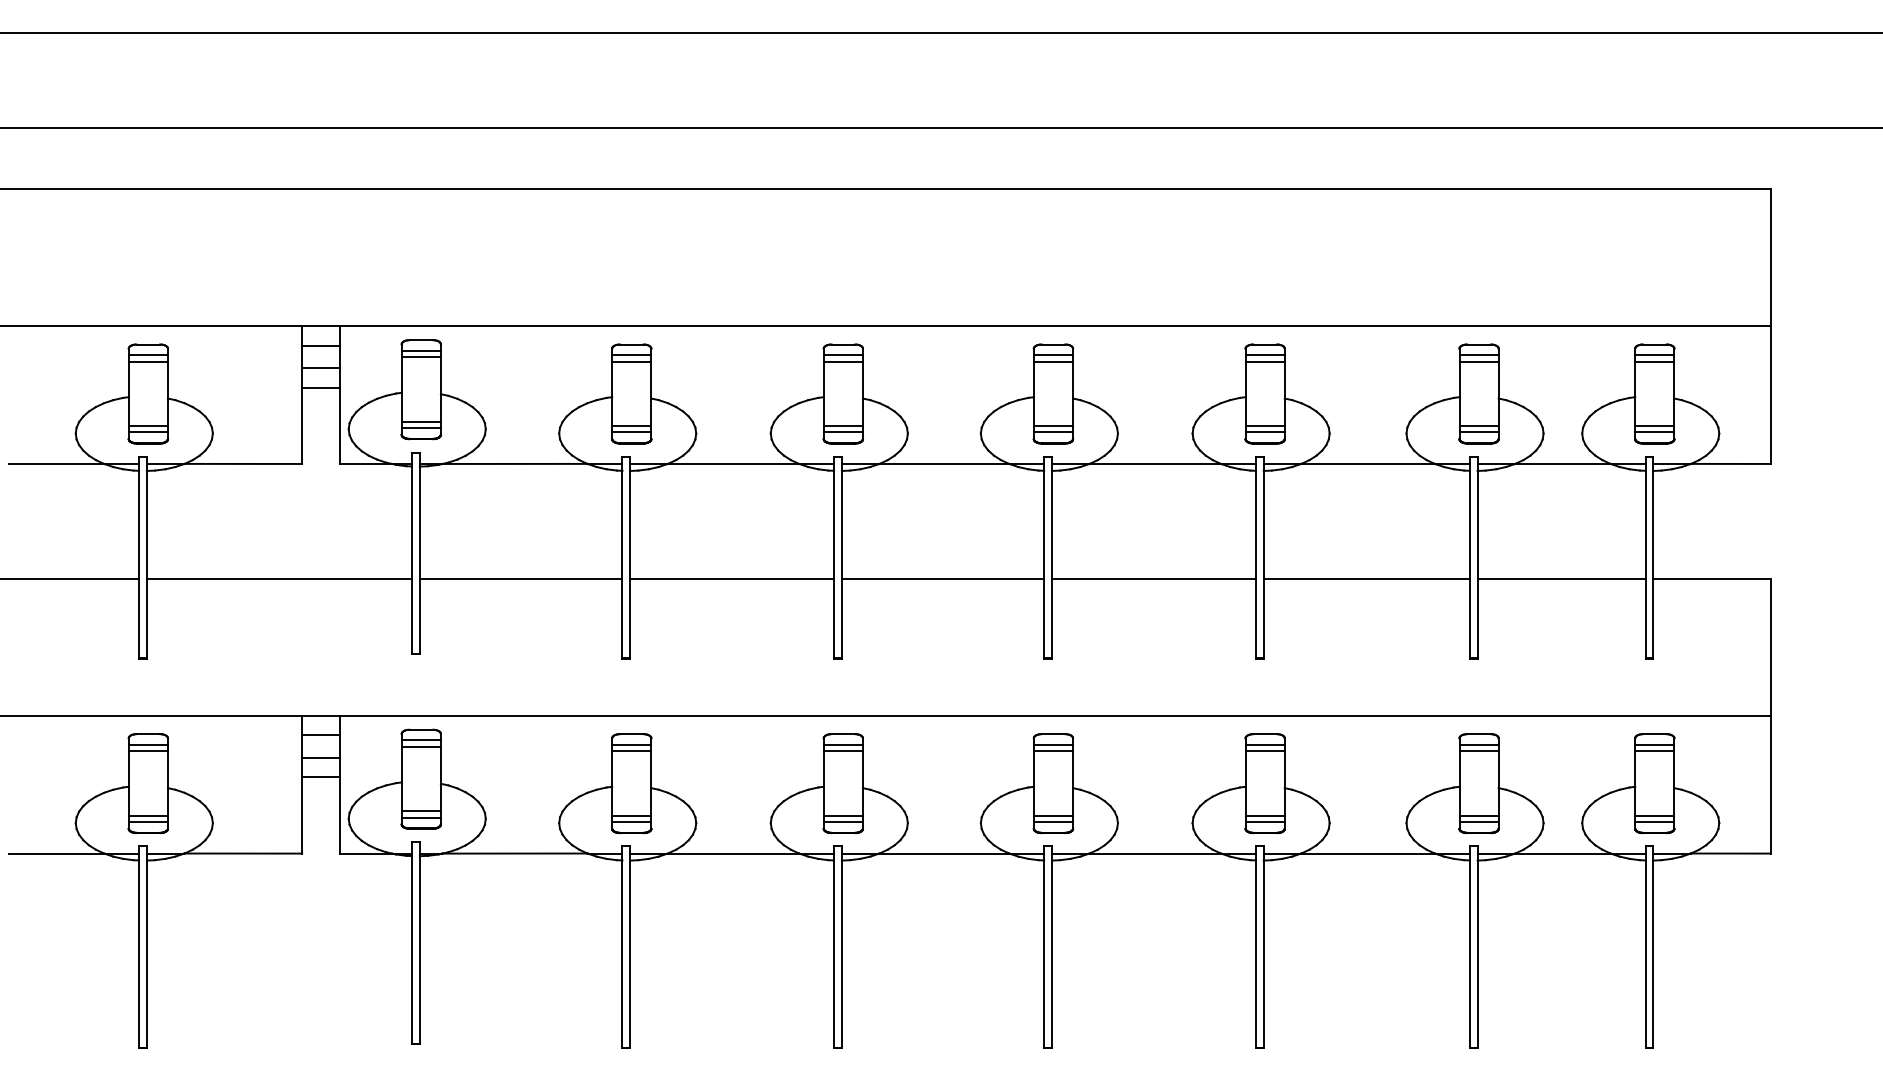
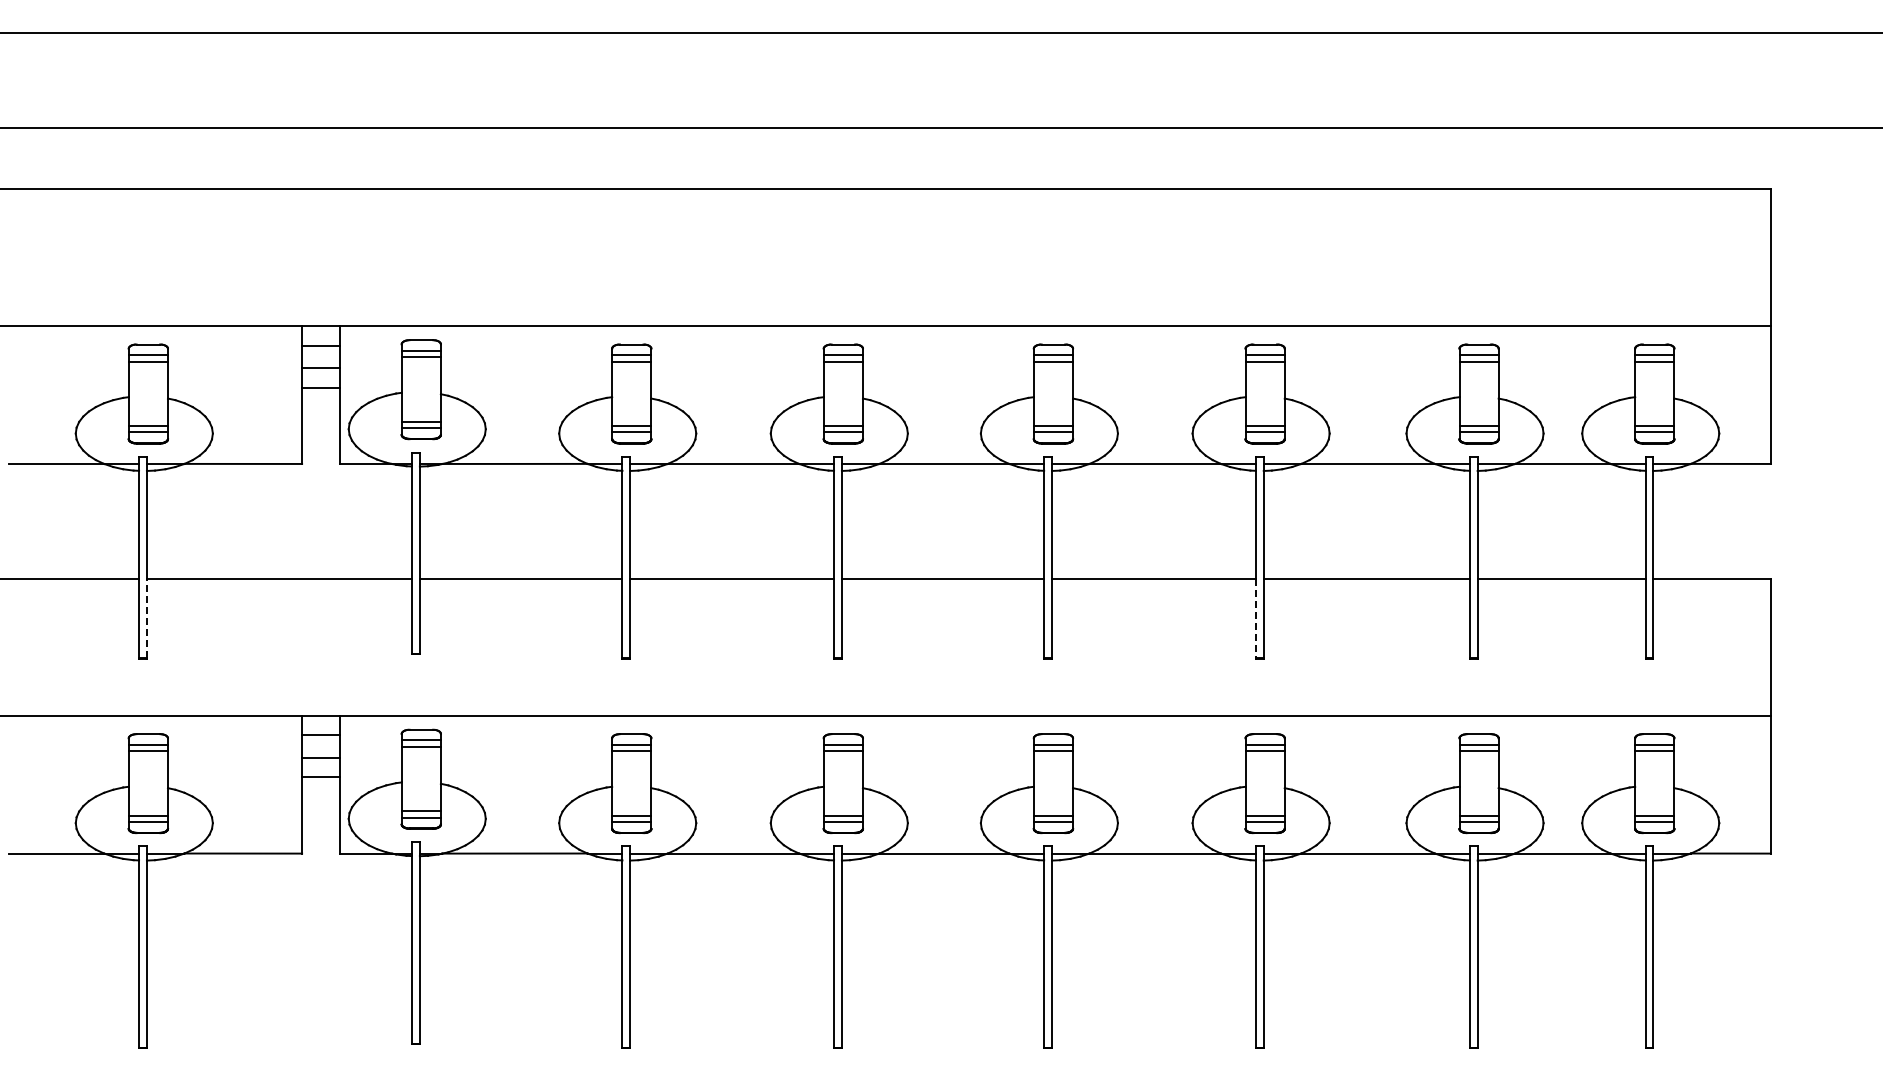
line: solid -> dashed (146, 618)
line: solid -> dashed (1255, 618)
